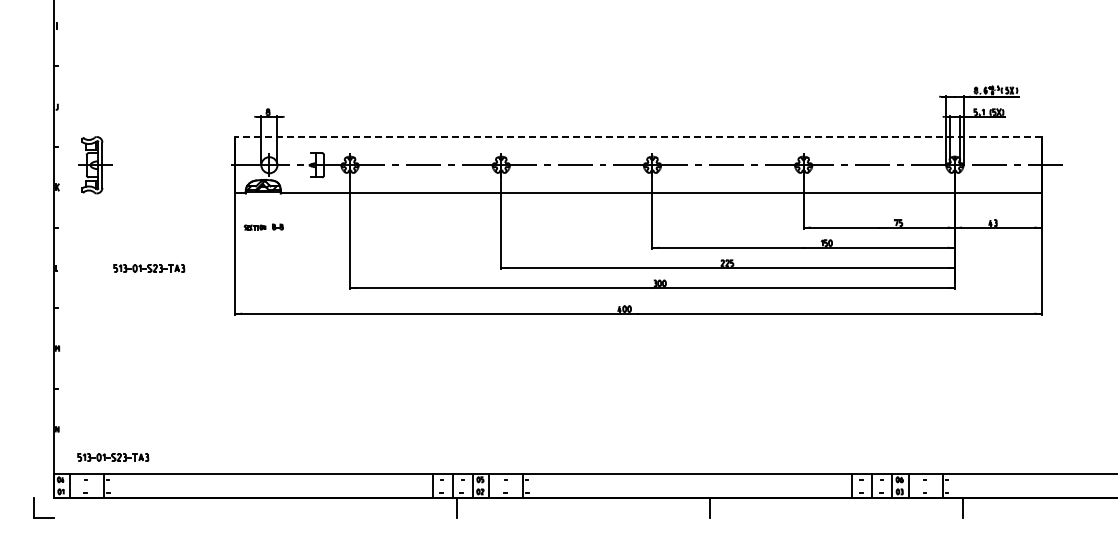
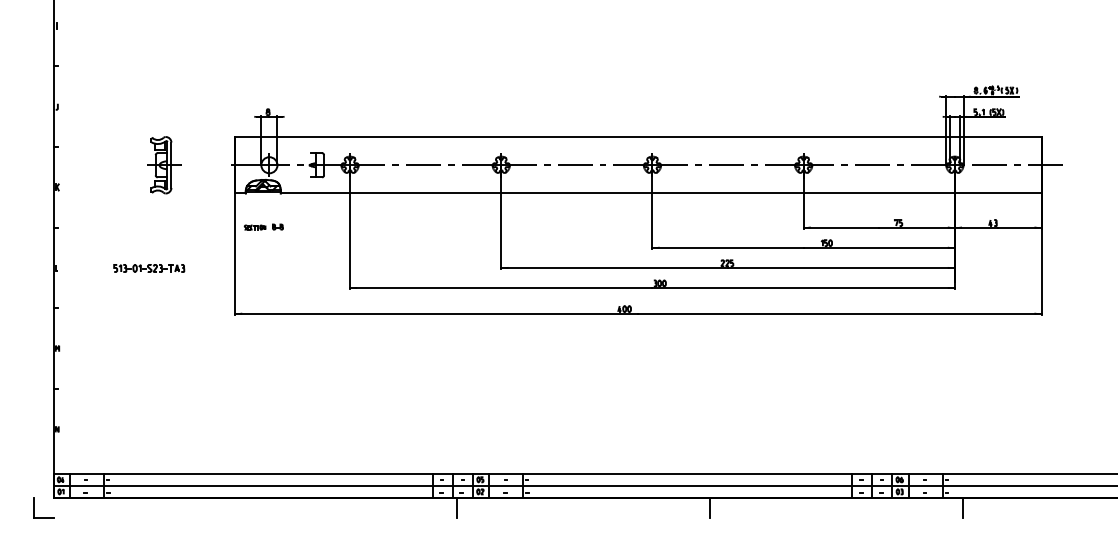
line: dashed -> solid (637, 137)
part position: (95, 165) -> (164, 165) (164, 165)
part: present -> none (113, 457)
line: none -> present (583, 485)
